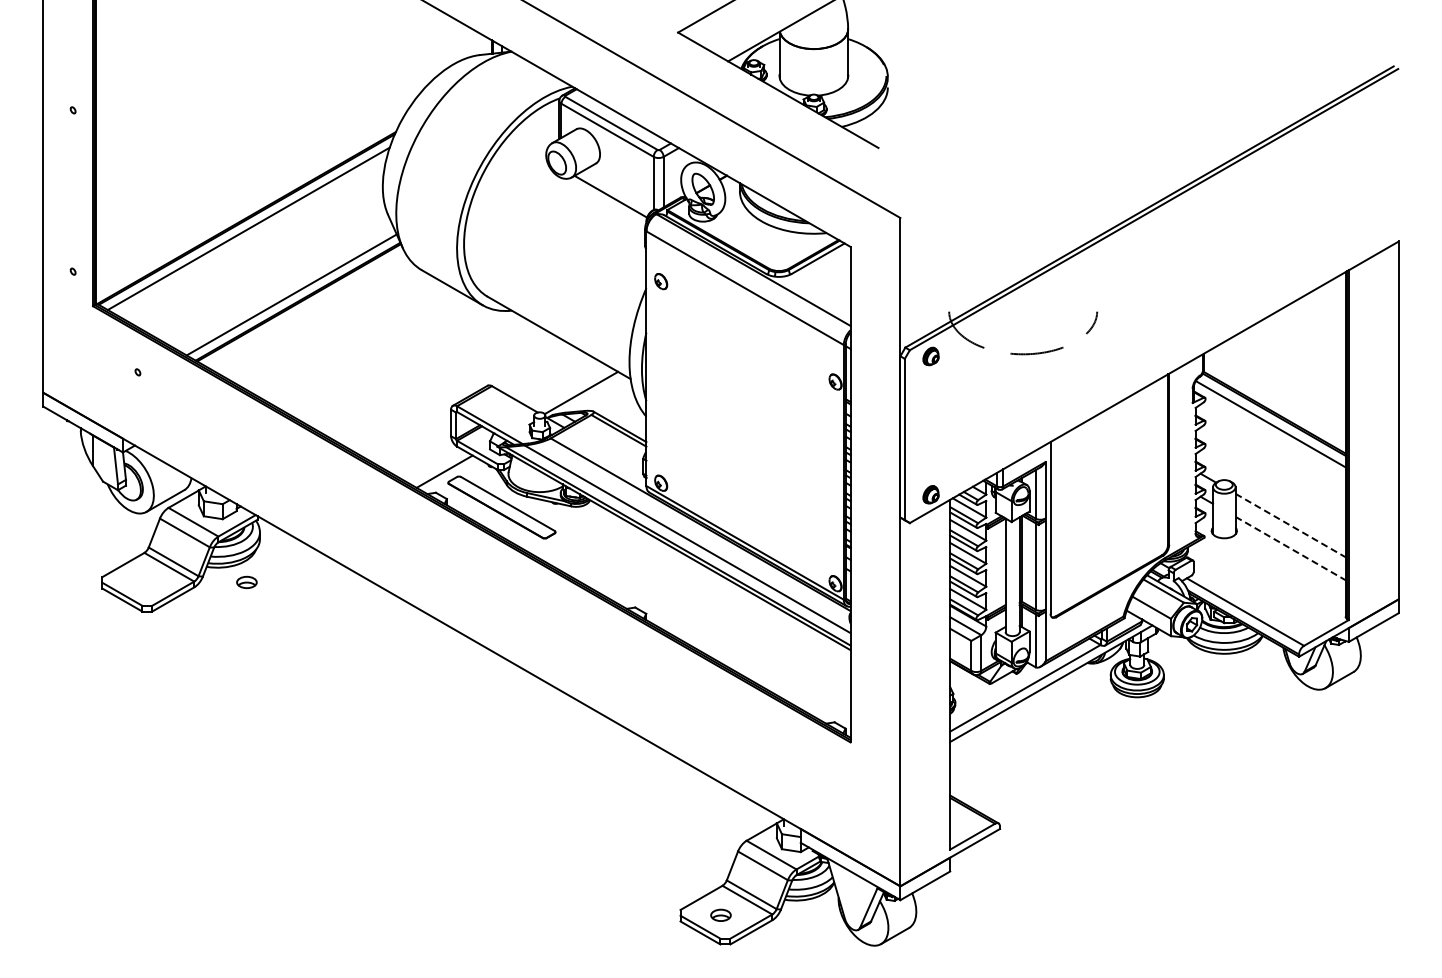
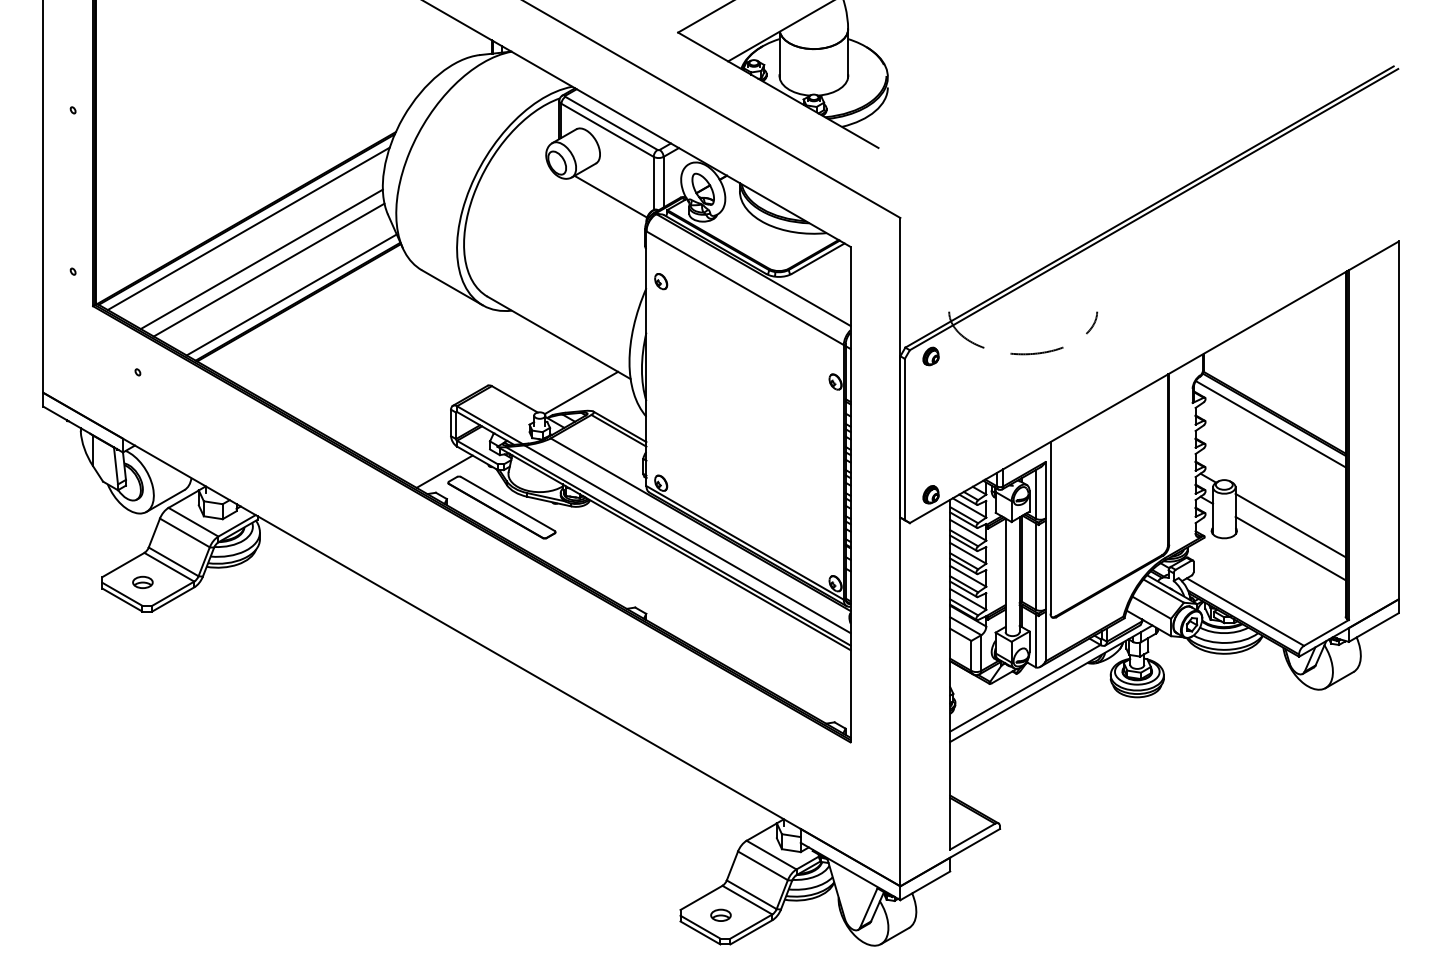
line: none -> present (261, 259)
line: none -> present (268, 269)
line: dashed -> solid (1291, 525)
line: dashed -> solid (1291, 548)
part position: (246, 581) -> (142, 581) (142, 581)
